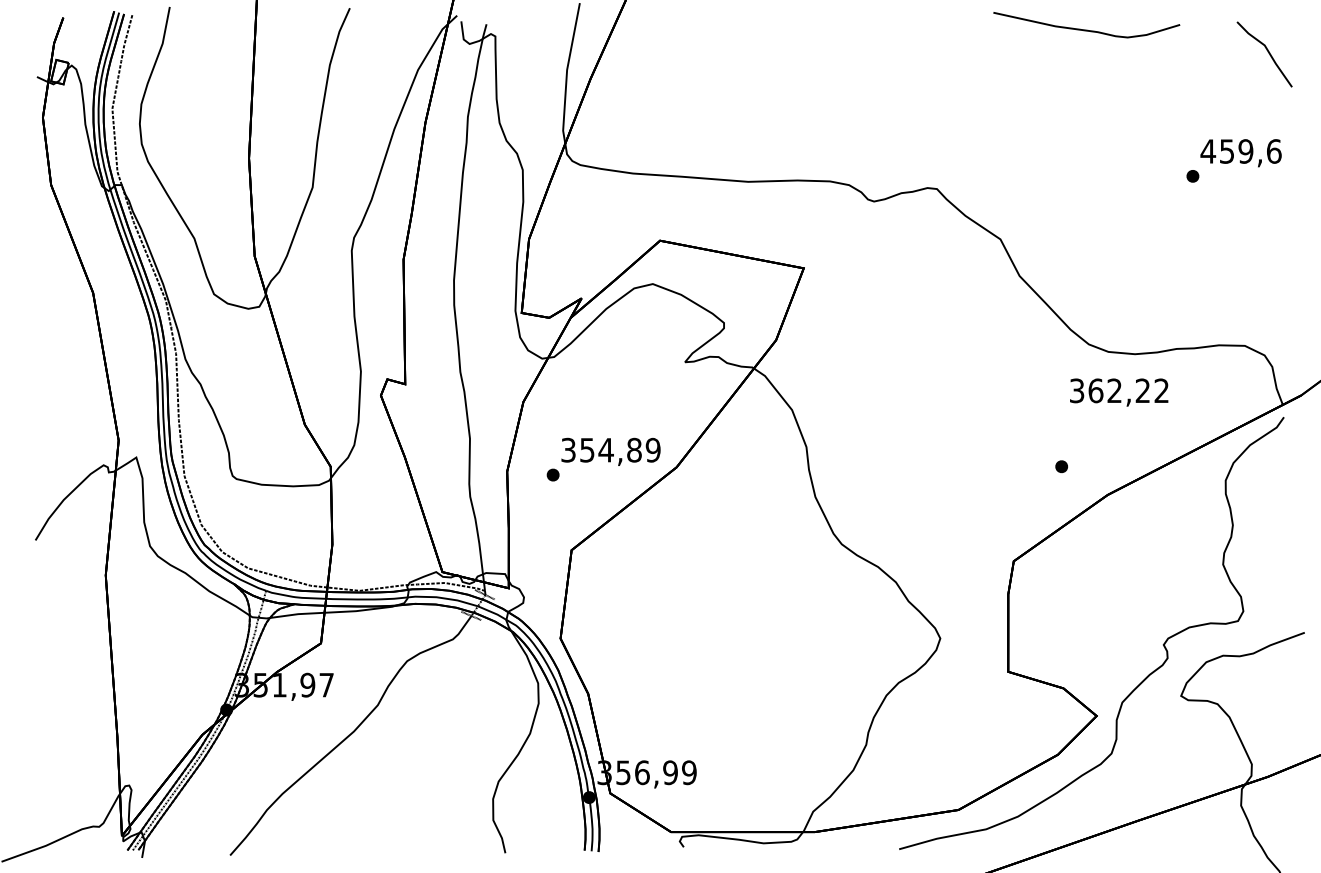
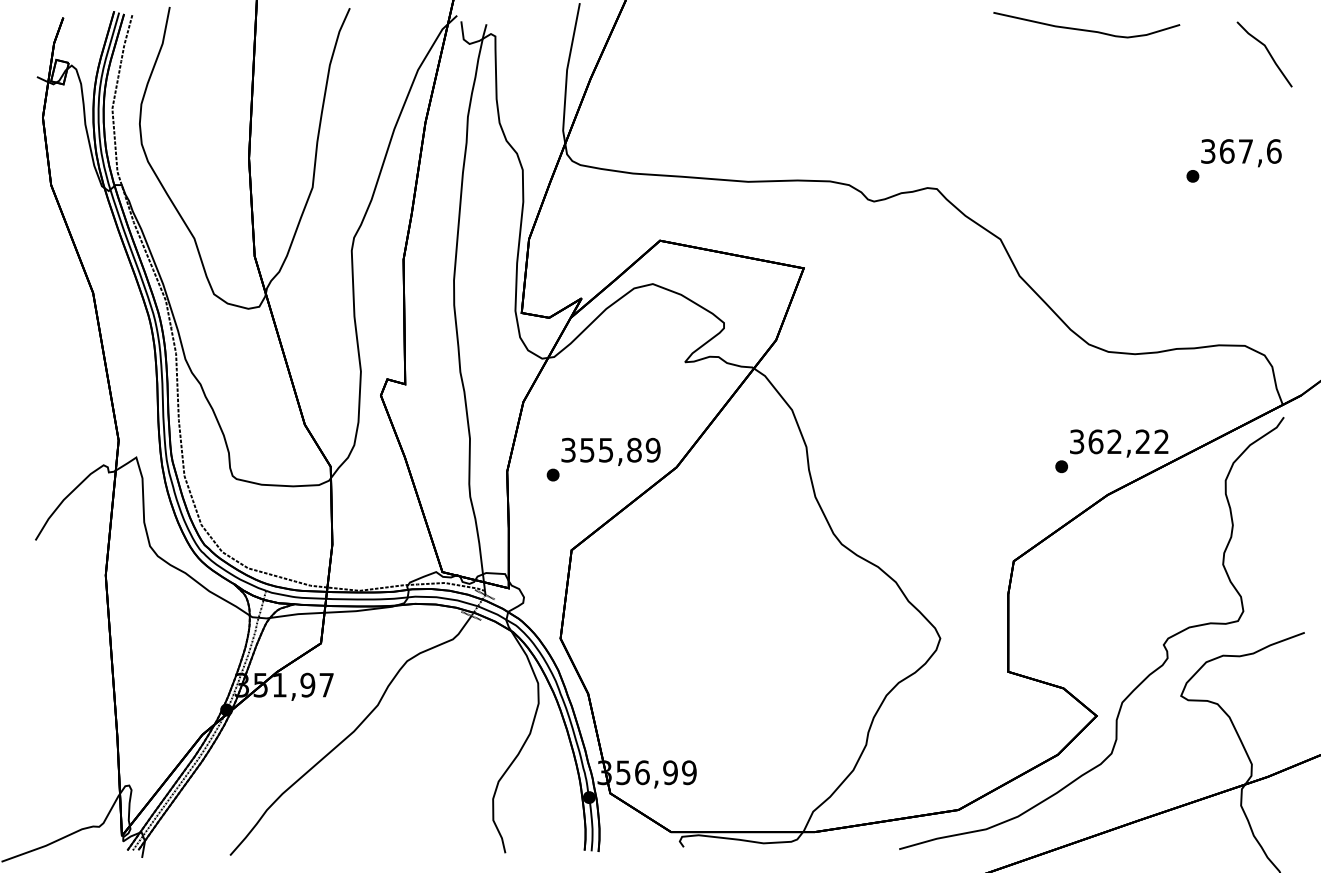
text: 459,6 -> 367,6 (1226, 151)
text position: (1119, 392) -> (1119, 443) (1119, 443)
text: 354,89 -> 355,89 (605, 450)
